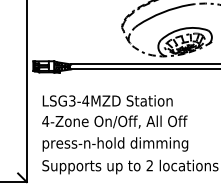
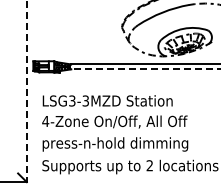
line: solid -> dashed (145, 69)
line: solid -> dashed (26, 91)
text: LSG3-4MZD -> LSG3-3MZD (85, 100)
